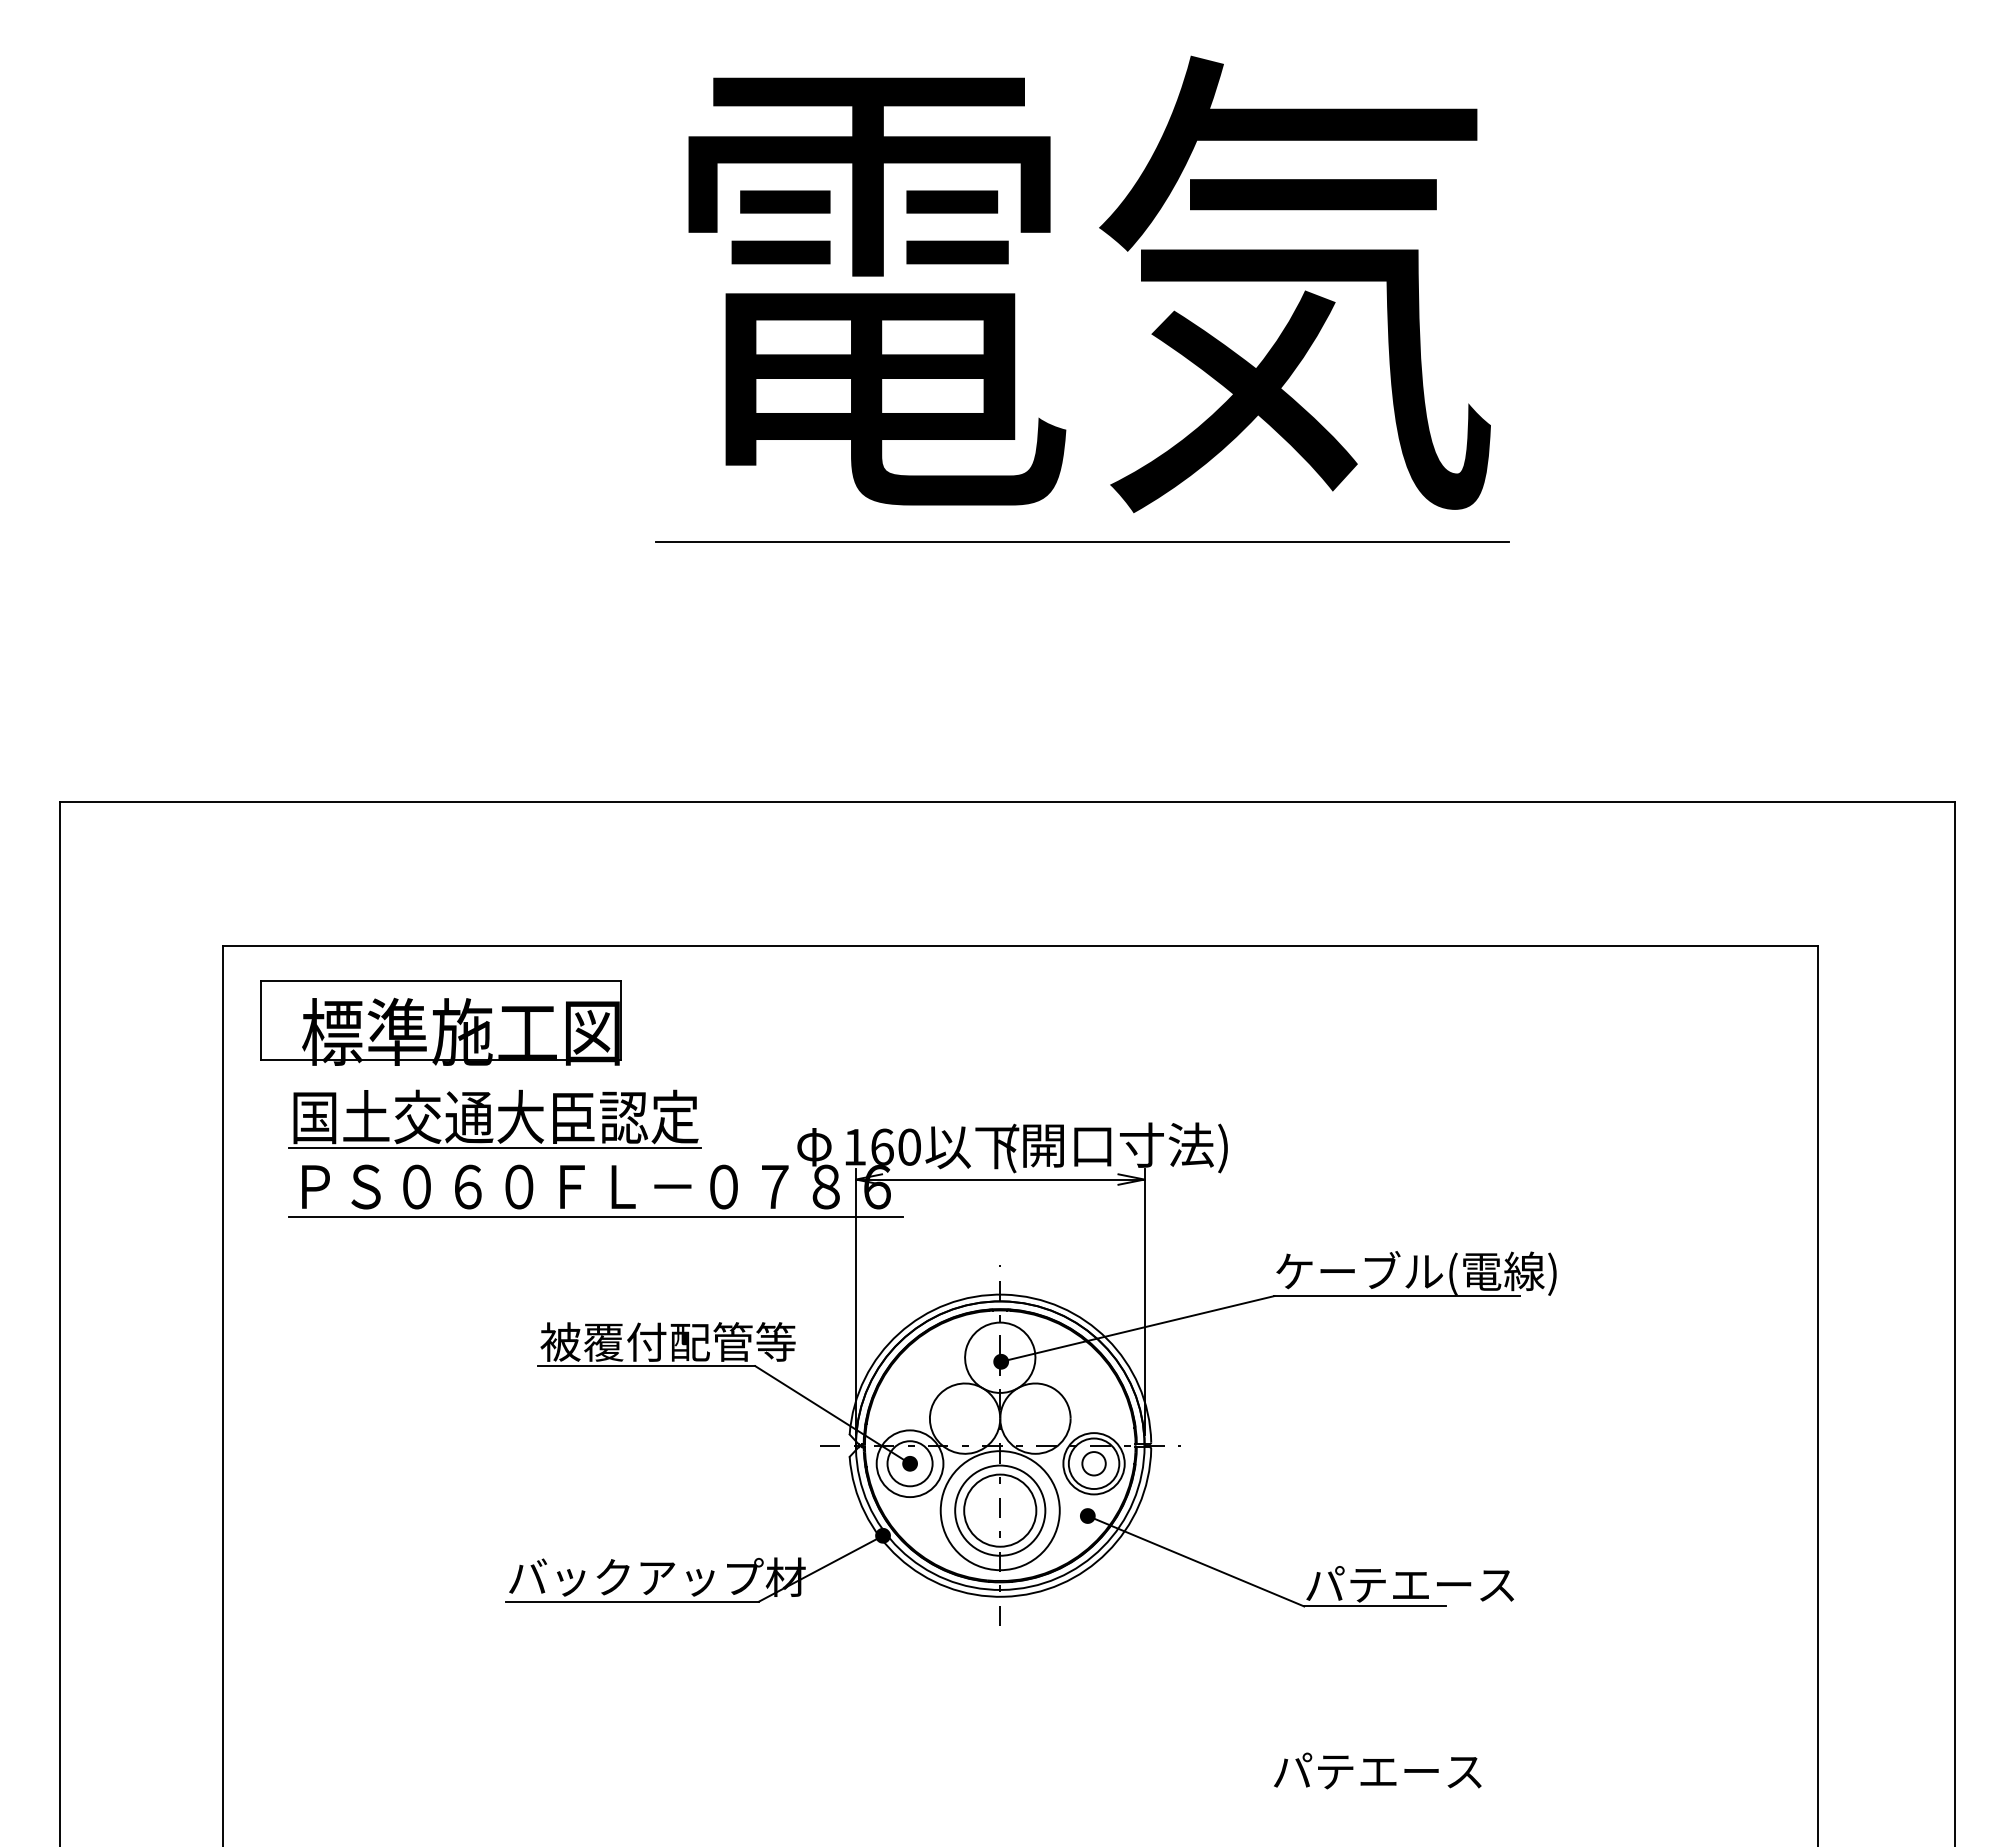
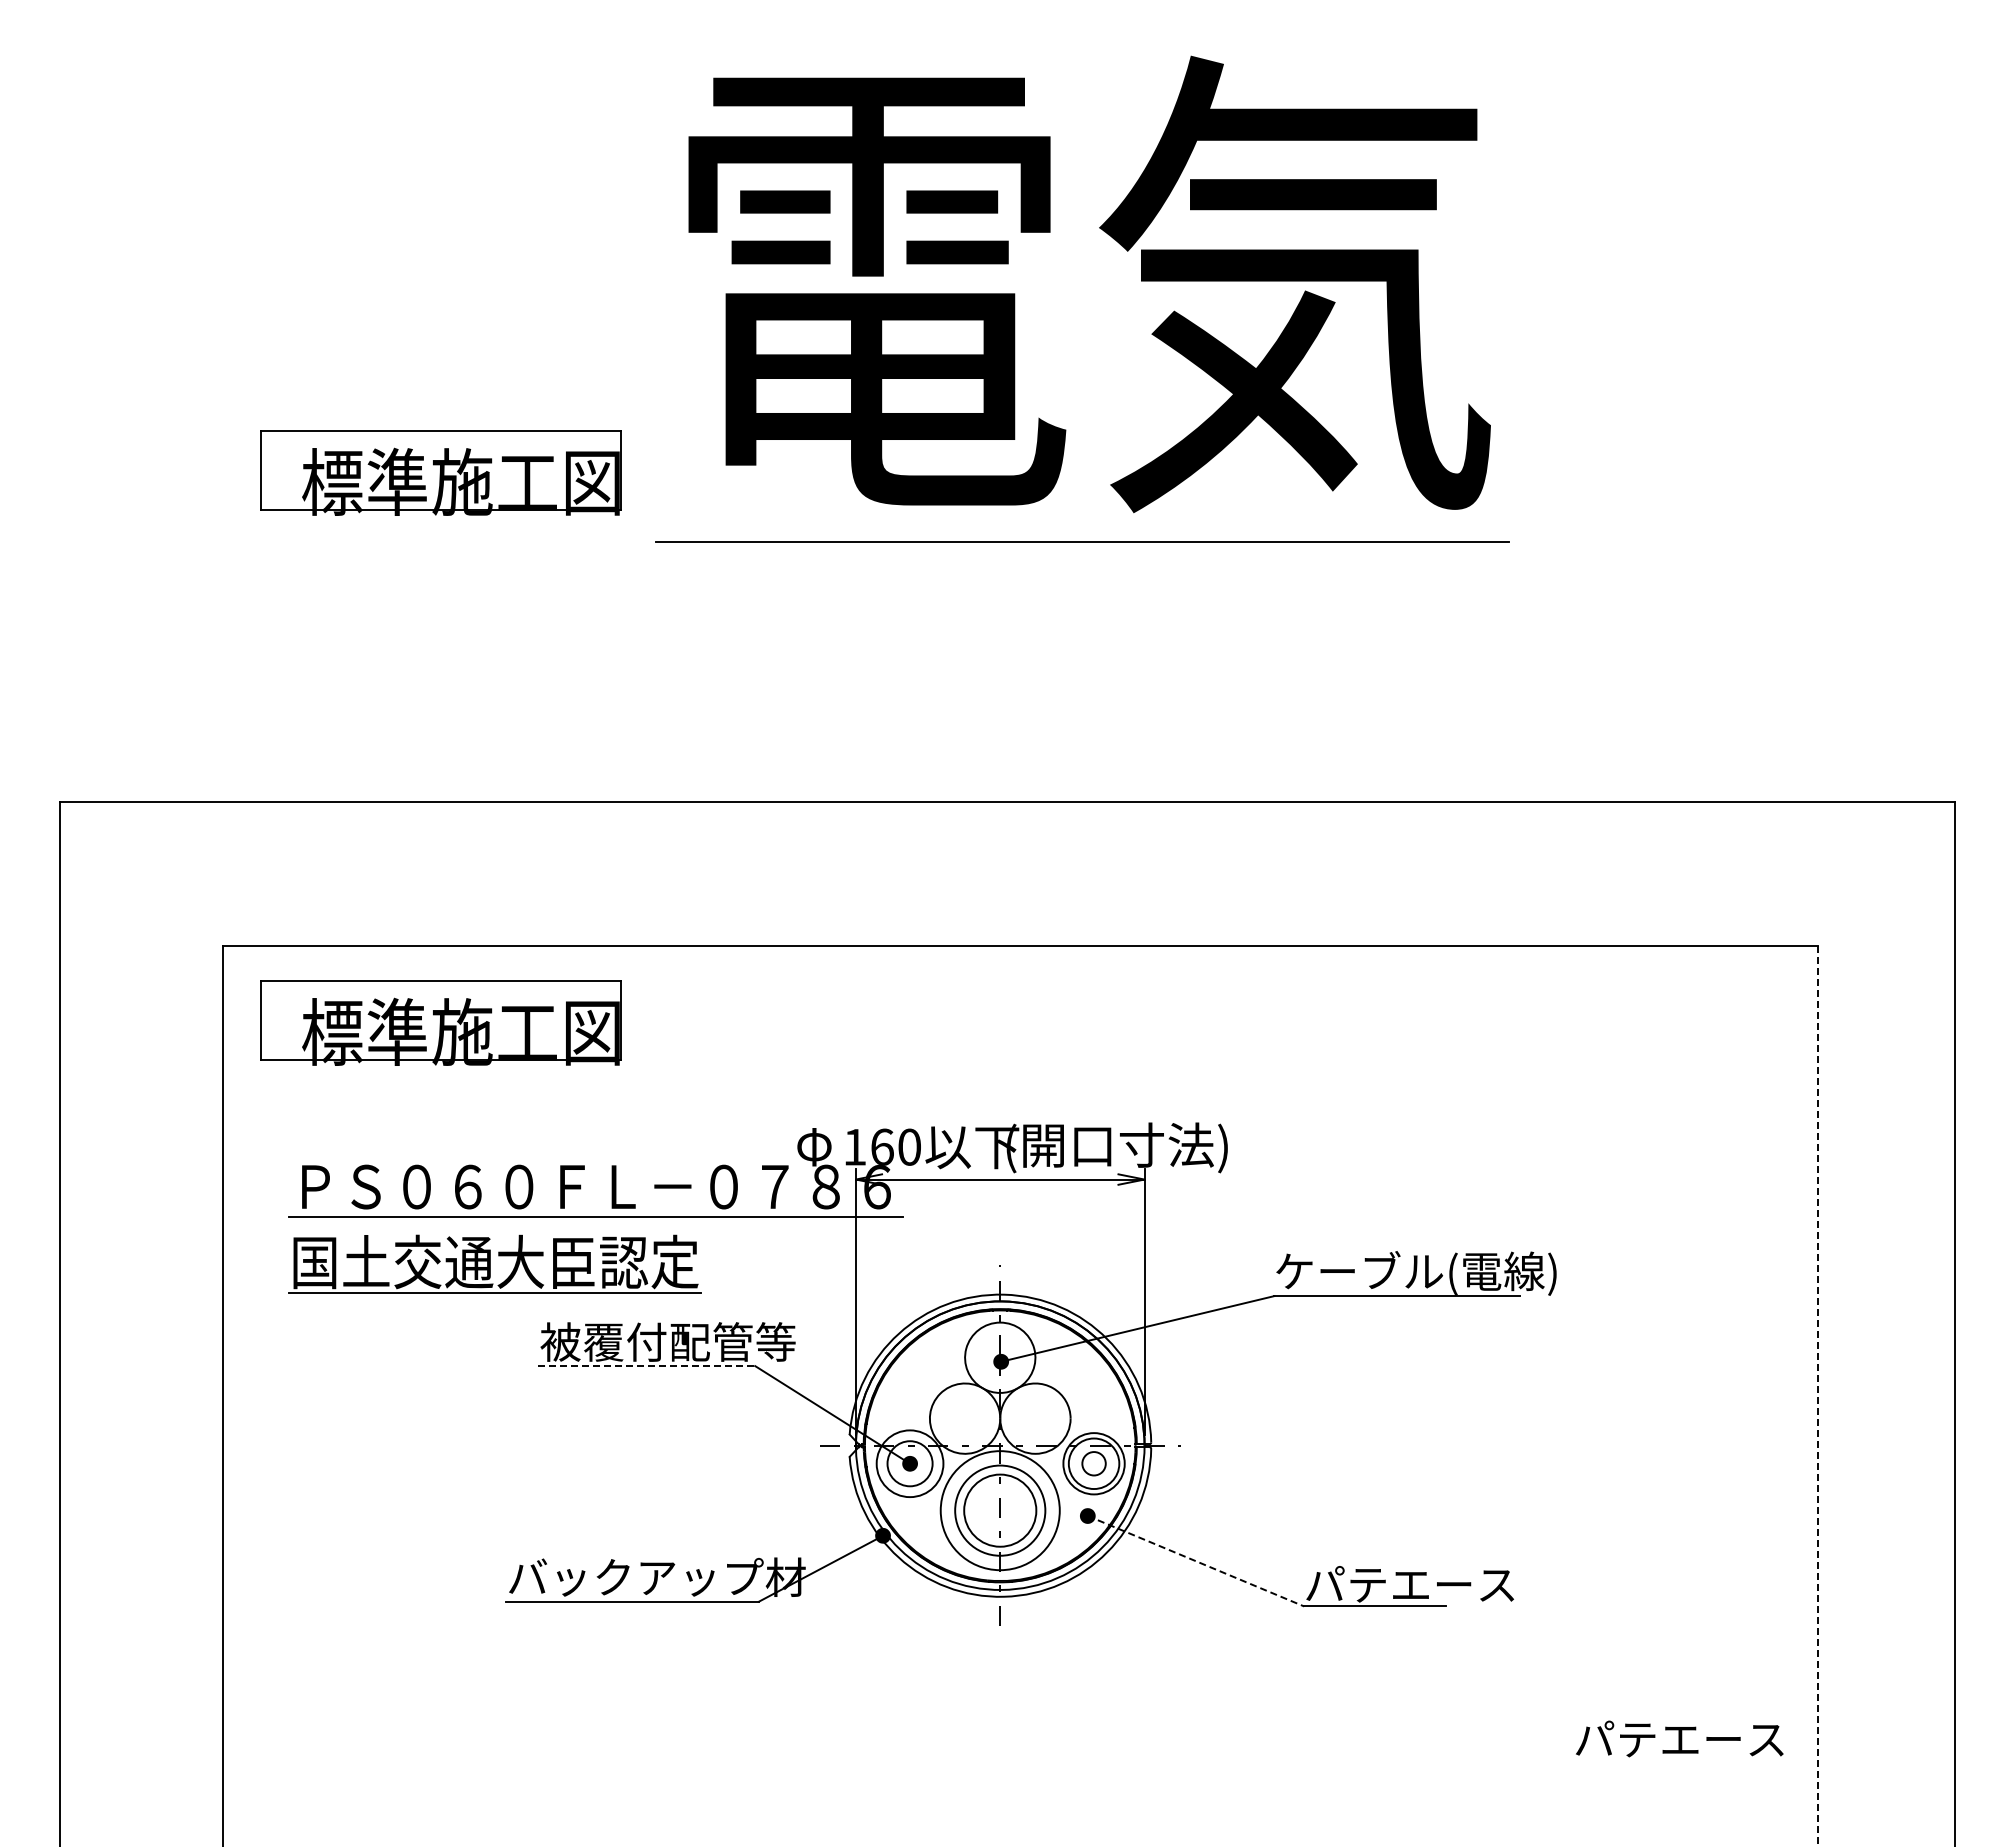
part: none -> present (440, 472)
part position: (494, 1118) -> (494, 1263) (494, 1263)
line: solid -> dashed (647, 1366)
line: solid -> dashed (1818, 1396)
line: solid -> dashed (1196, 1561)
text position: (1377, 1770) -> (1679, 1738) (1679, 1738)
